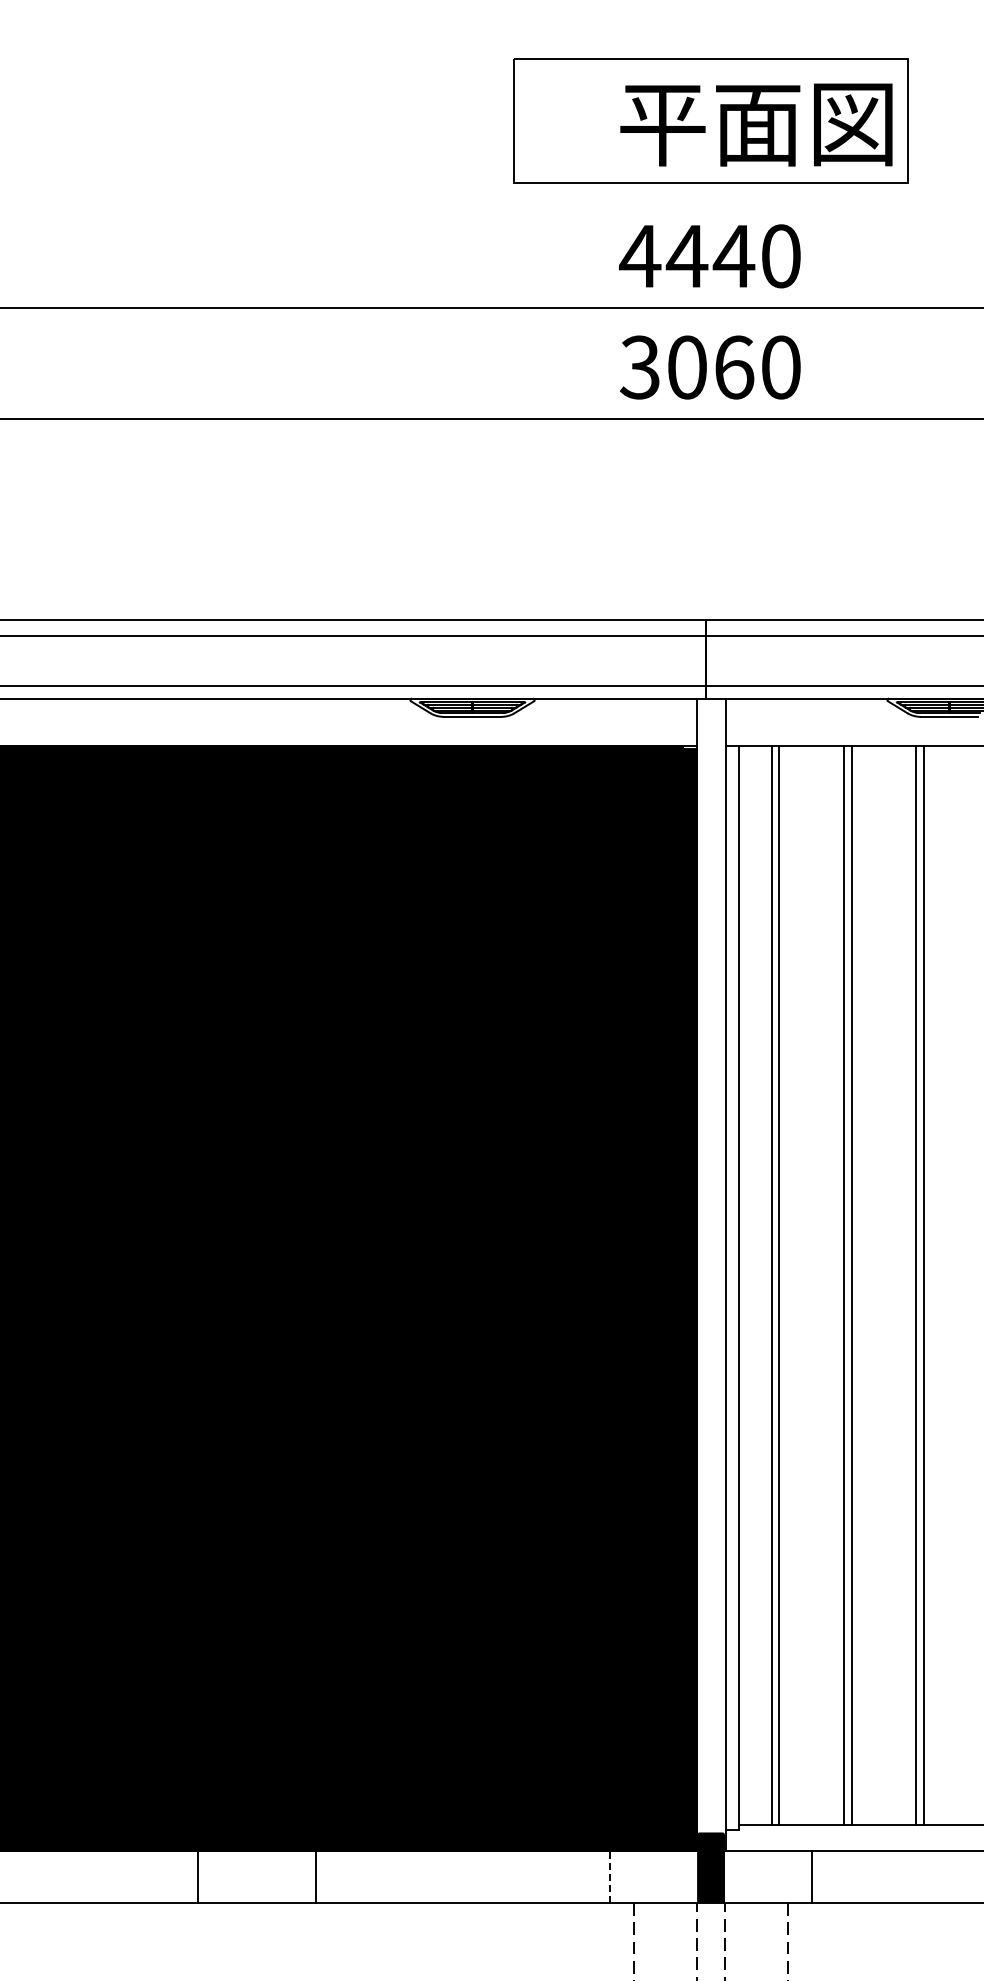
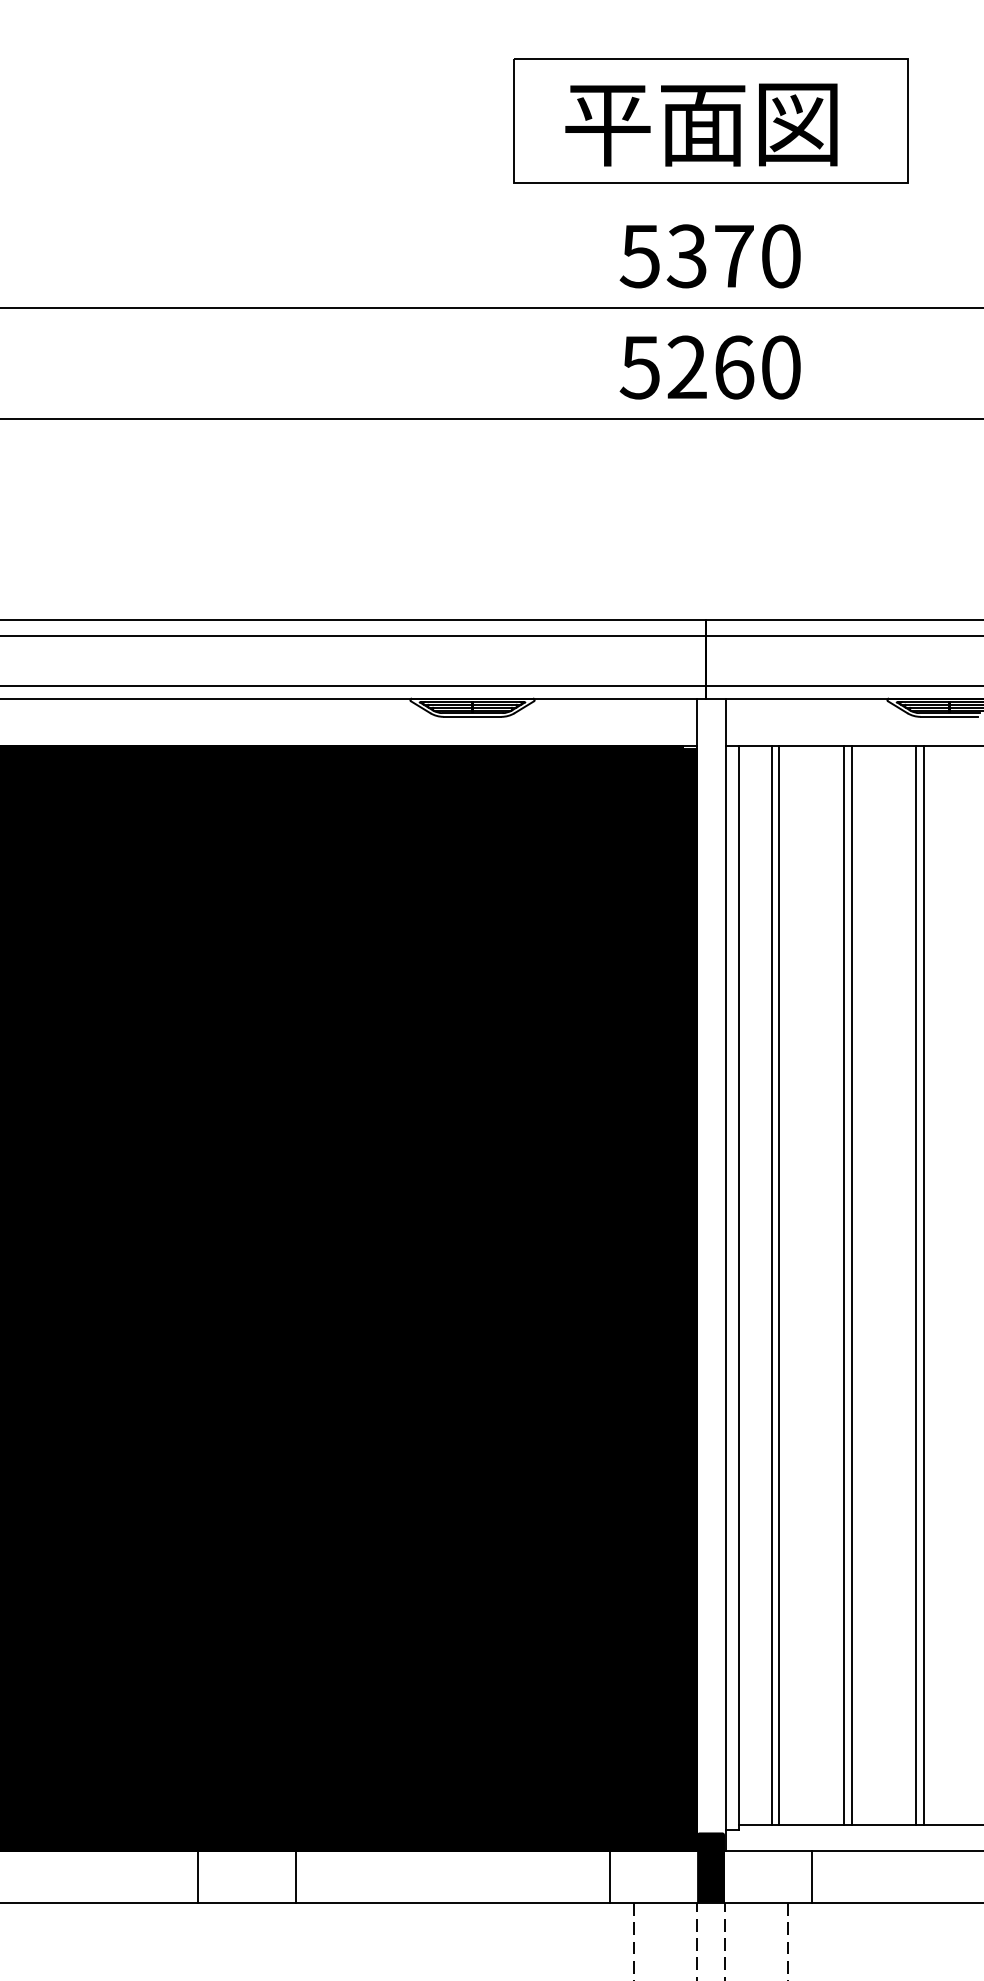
text position: (756, 124) -> (701, 124) (701, 124)
text: 4440 -> 5370 (687, 256)
text: 3060 -> 5260 (662, 367)
line position: (315, 1876) -> (295, 1876) (295, 1876)
line: dashed -> solid (610, 1876)
